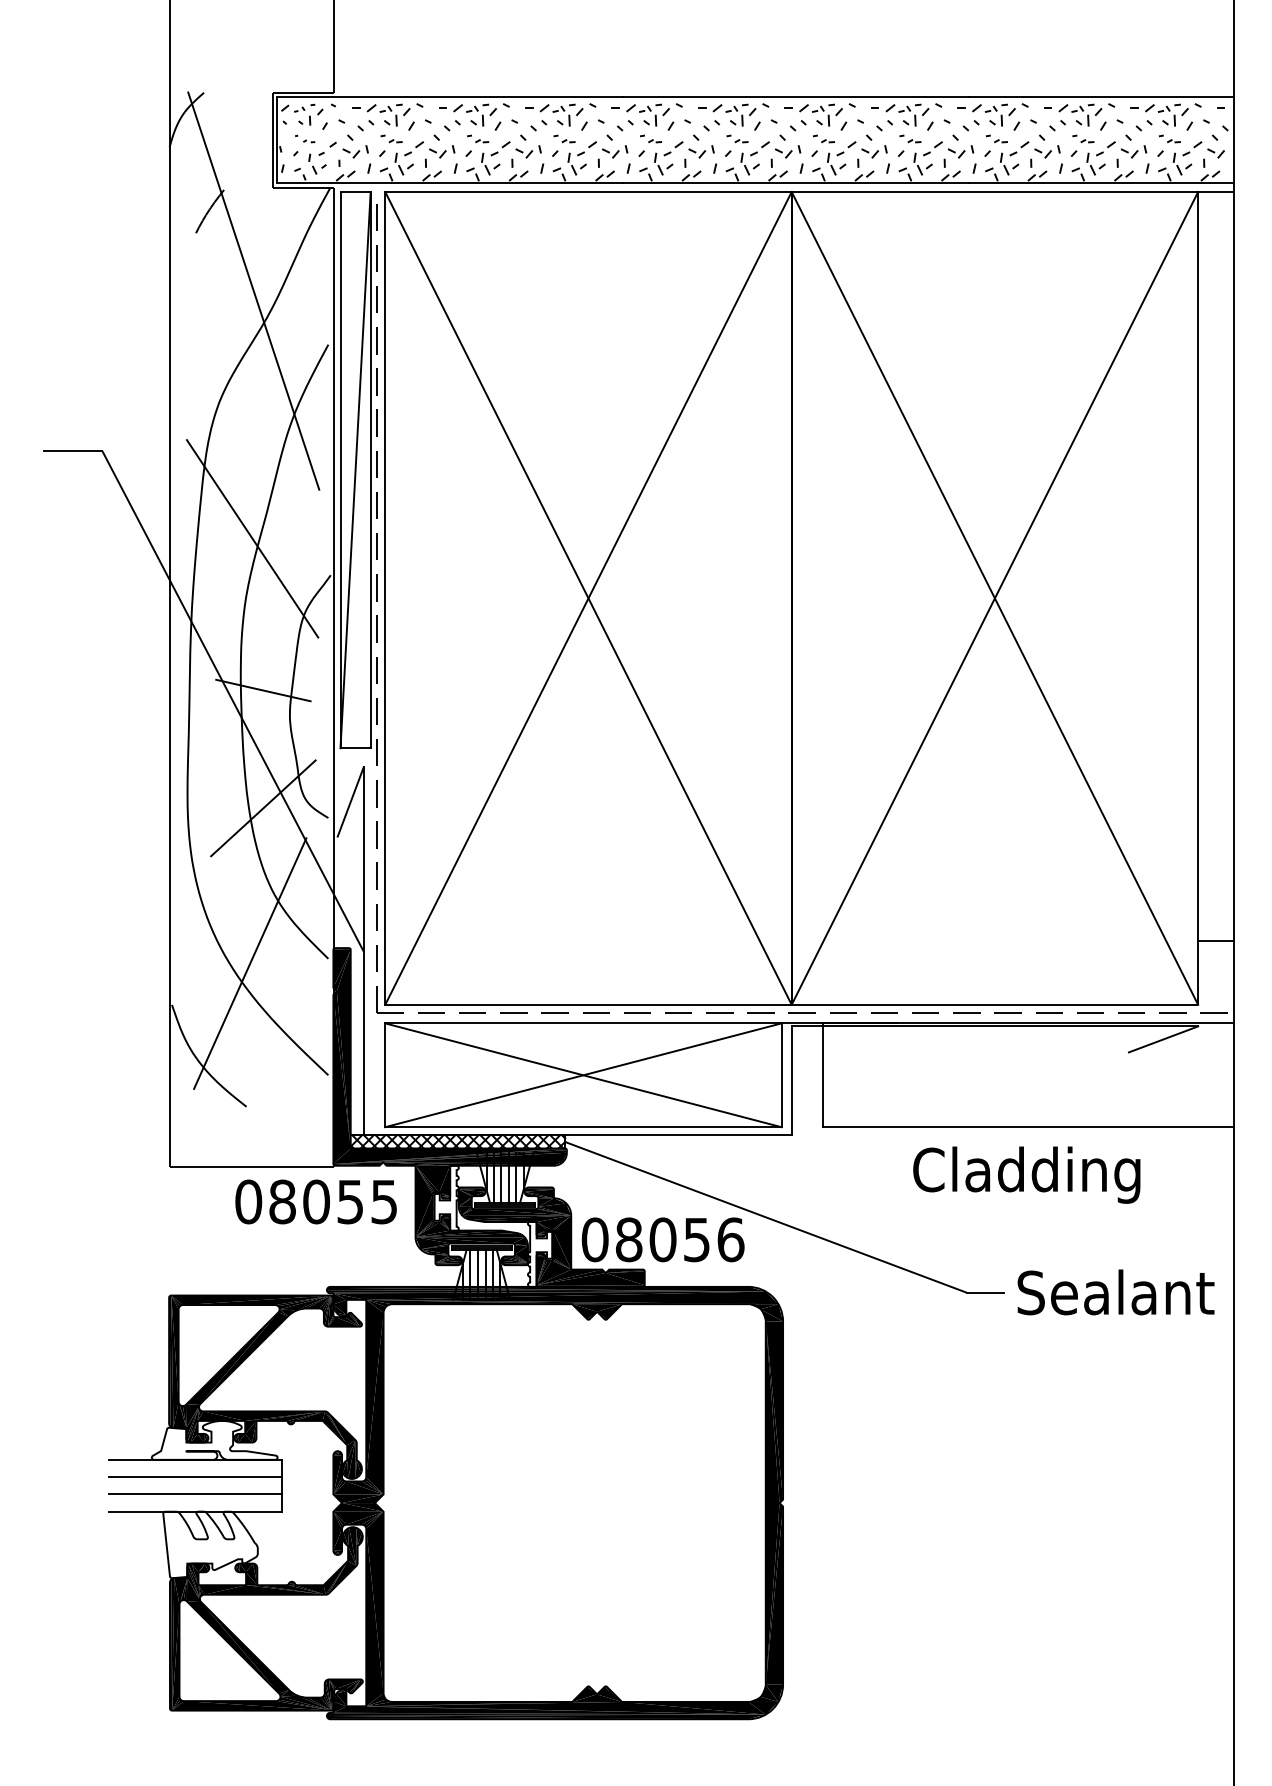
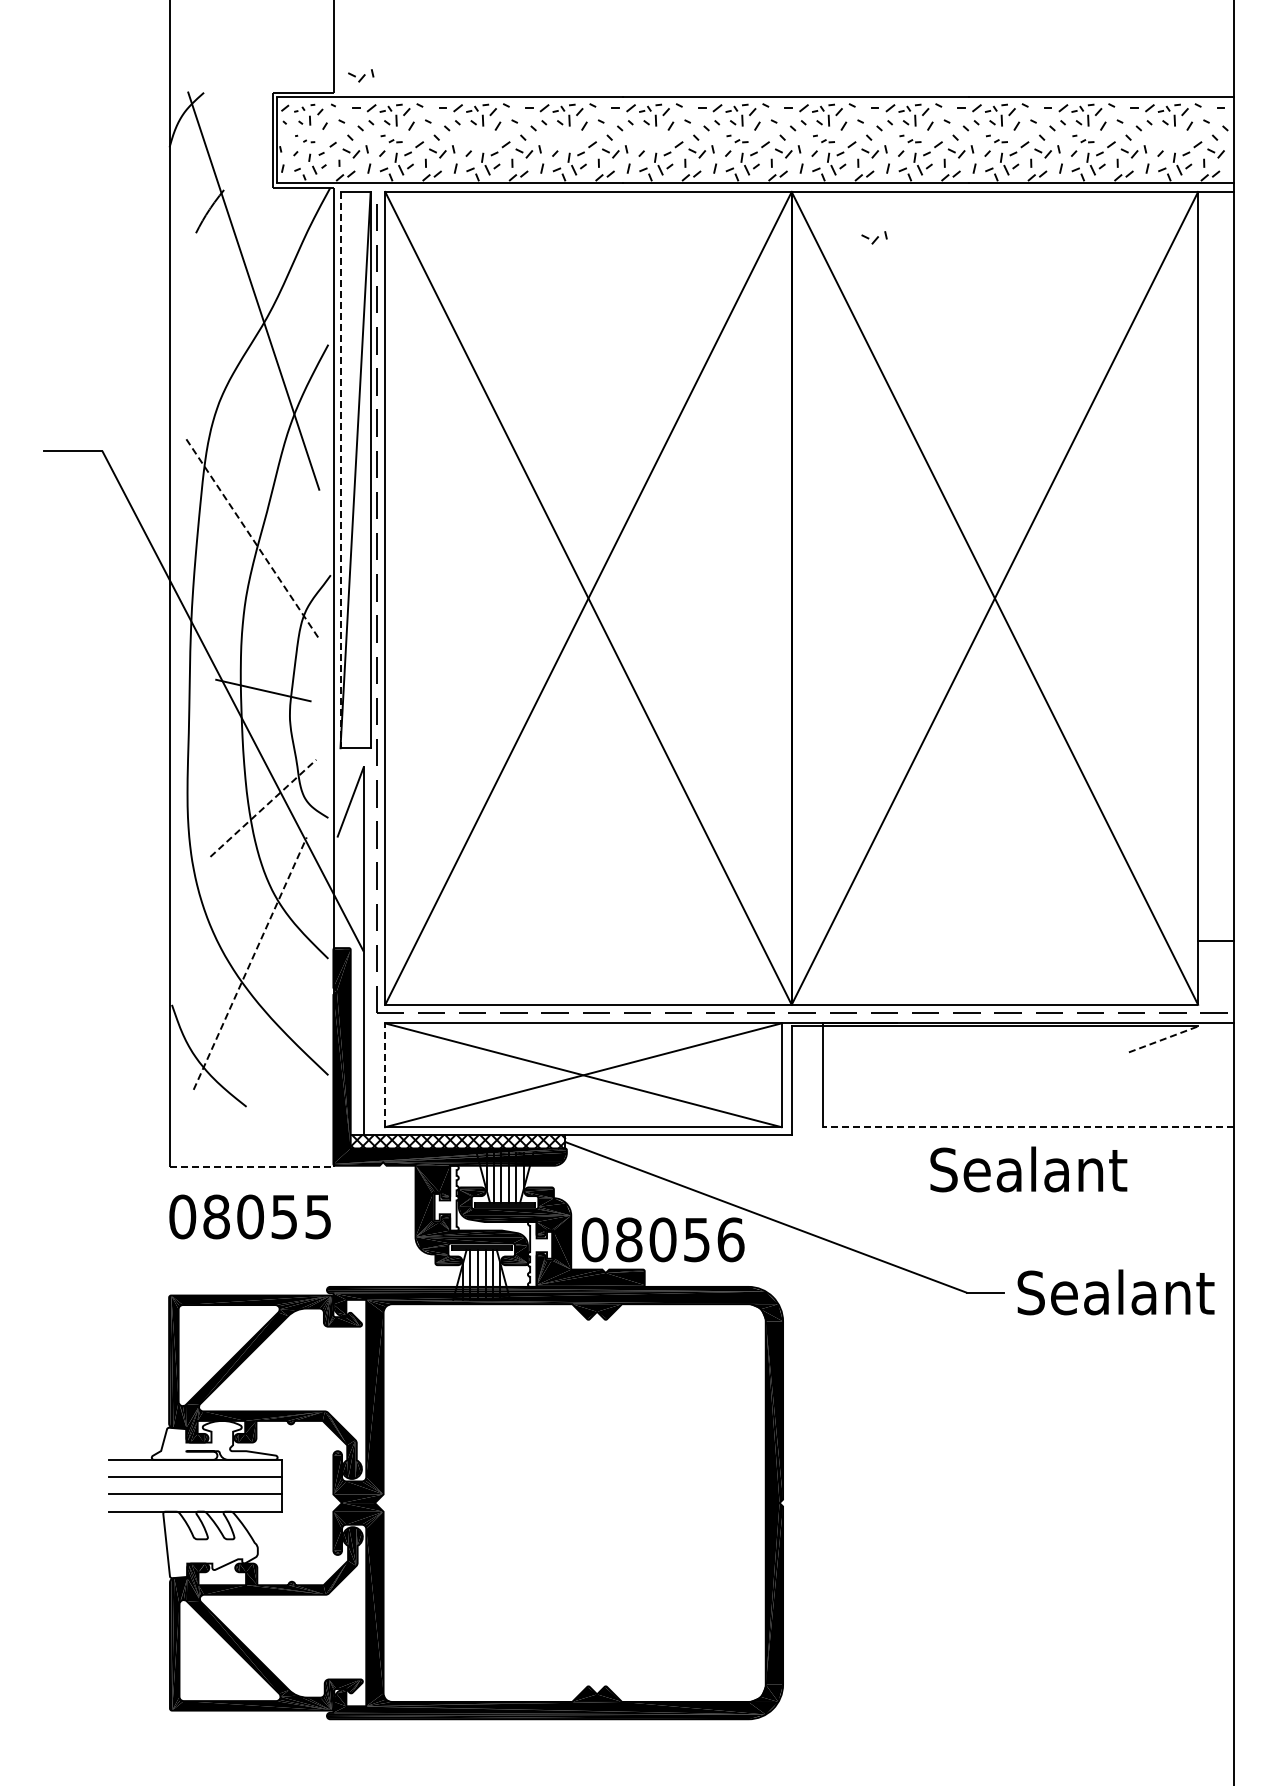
part: none -> present (361, 75)
part: present -> none (478, 138)
part: present -> none (564, 138)
part: present -> none (651, 138)
part: present -> none (1169, 138)
part: none -> present (874, 237)
line: solid -> dashed (340, 470)
line: solid -> dashed (252, 538)
line: solid -> dashed (263, 808)
line: solid -> dashed (250, 963)
line: solid -> dashed (1163, 1039)
line: solid -> dashed (385, 1075)
line: solid -> dashed (1028, 1127)
line: solid -> dashed (252, 1166)
text: Cladding -> Sealant (1026, 1174)
text position: (315, 1201) -> (249, 1216) (249, 1216)
